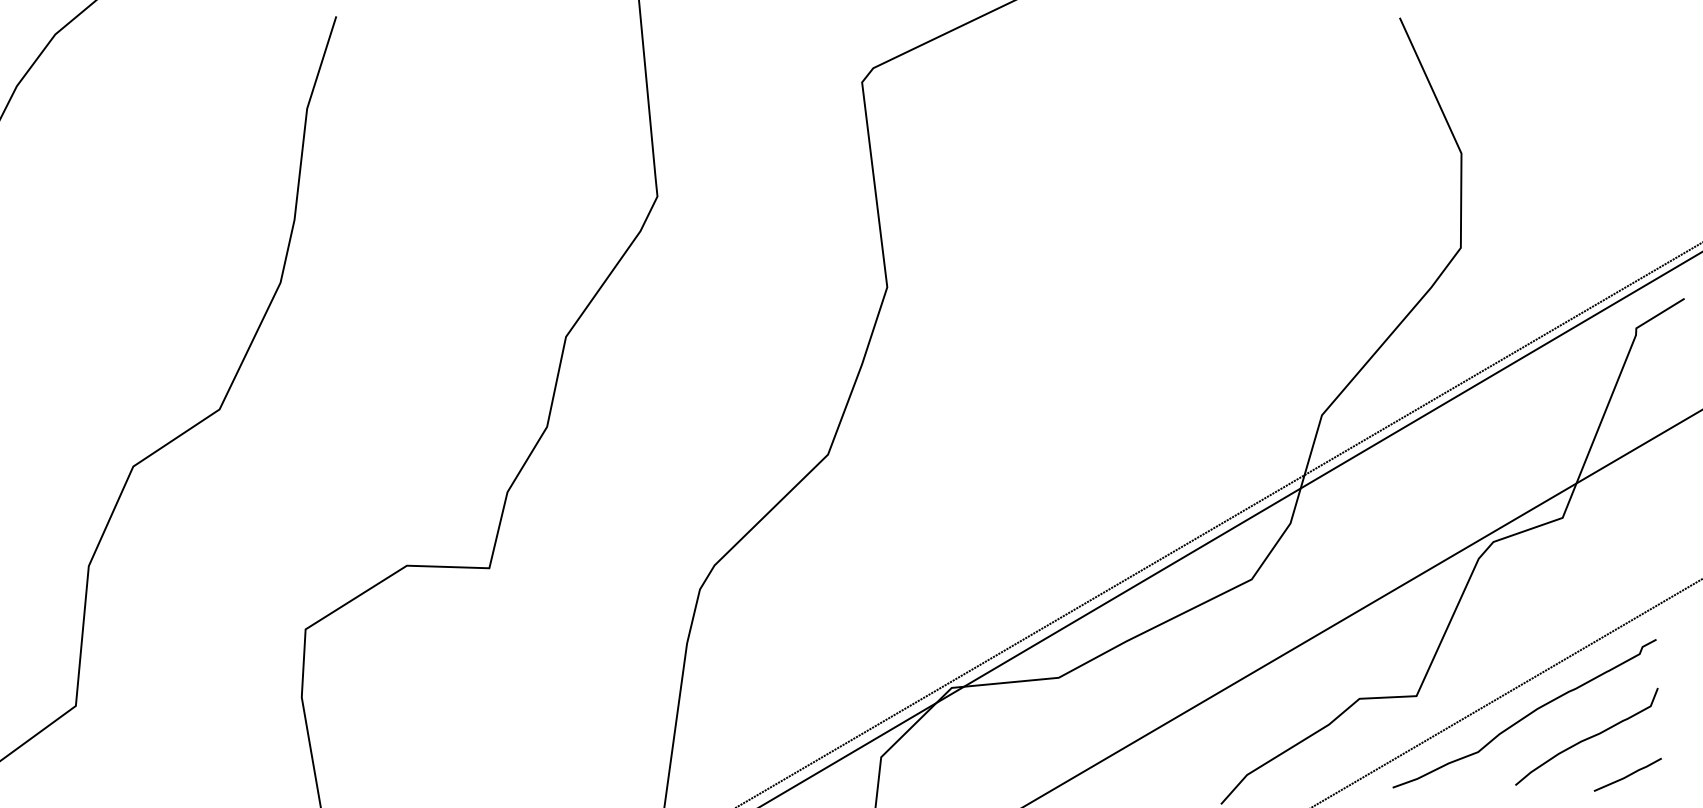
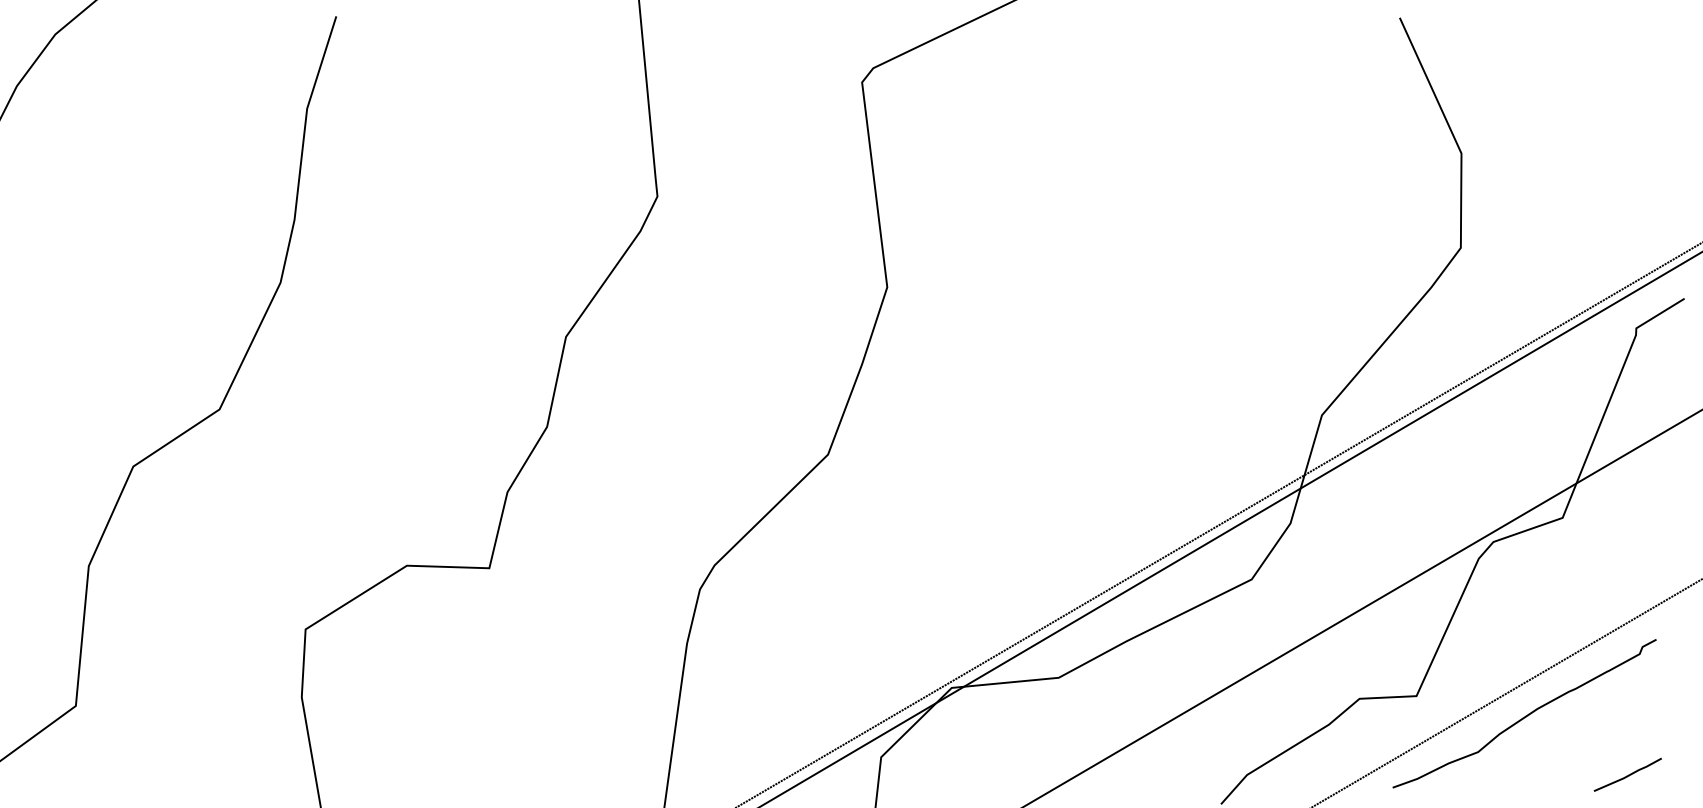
curve: present -> none (1587, 737)
